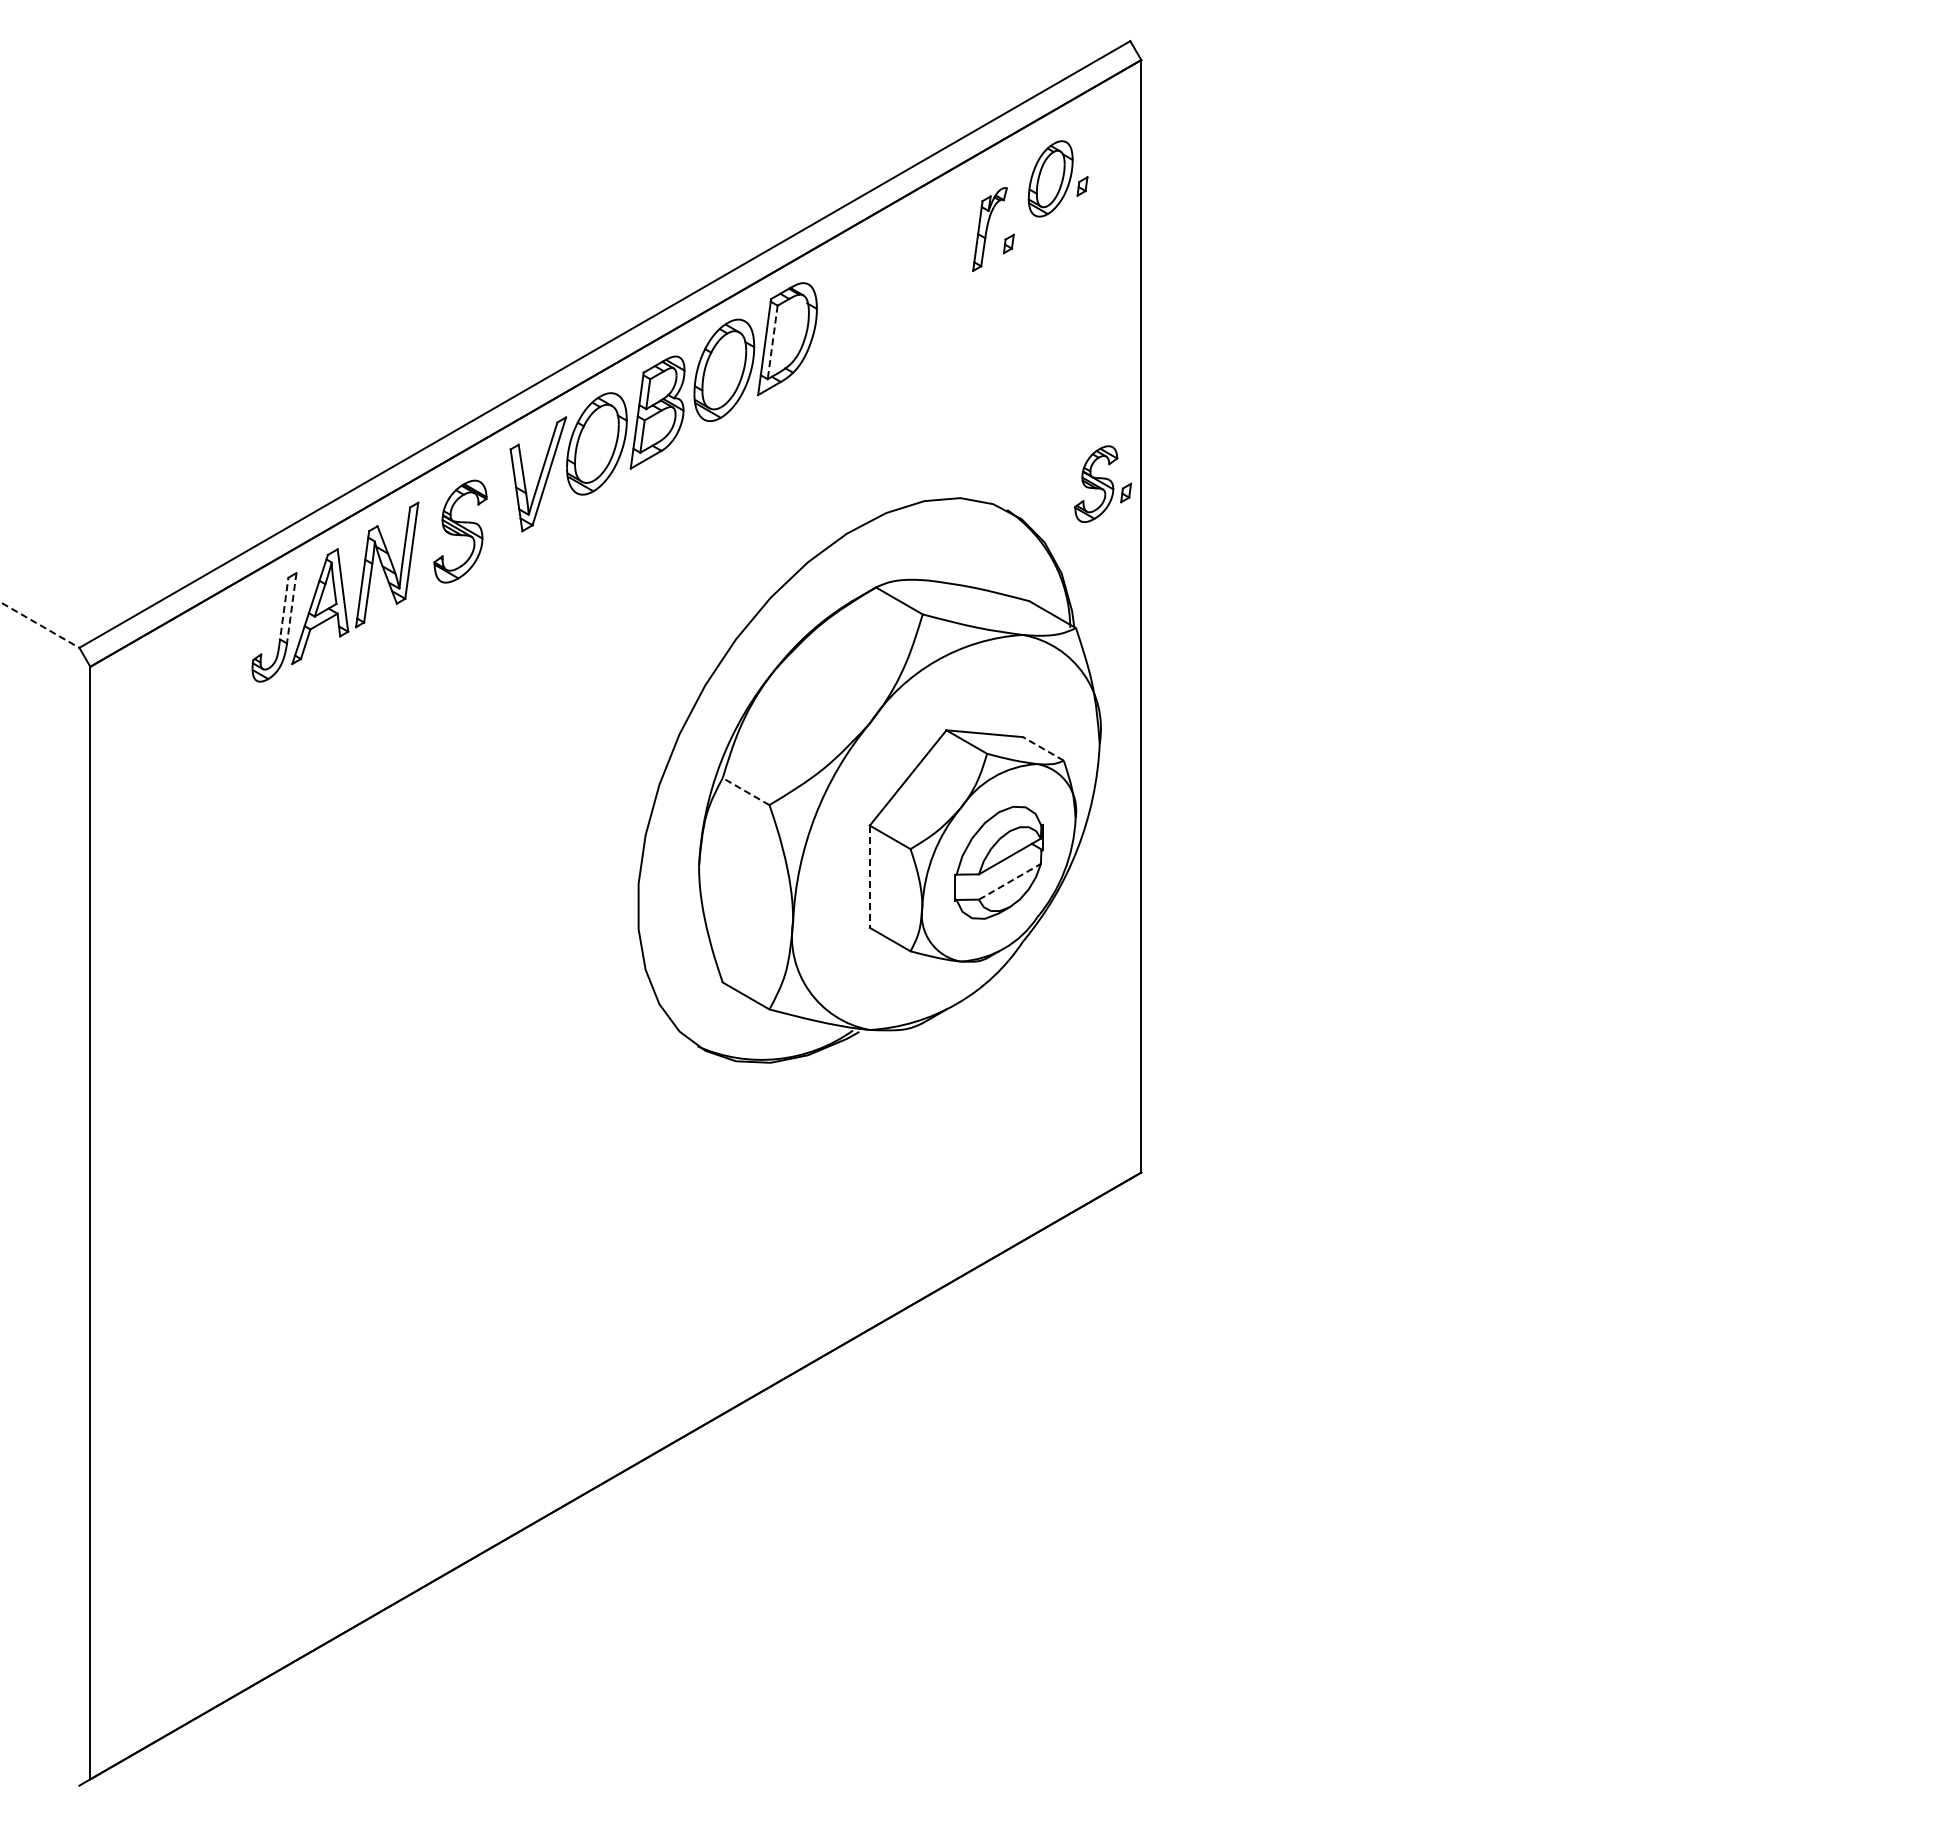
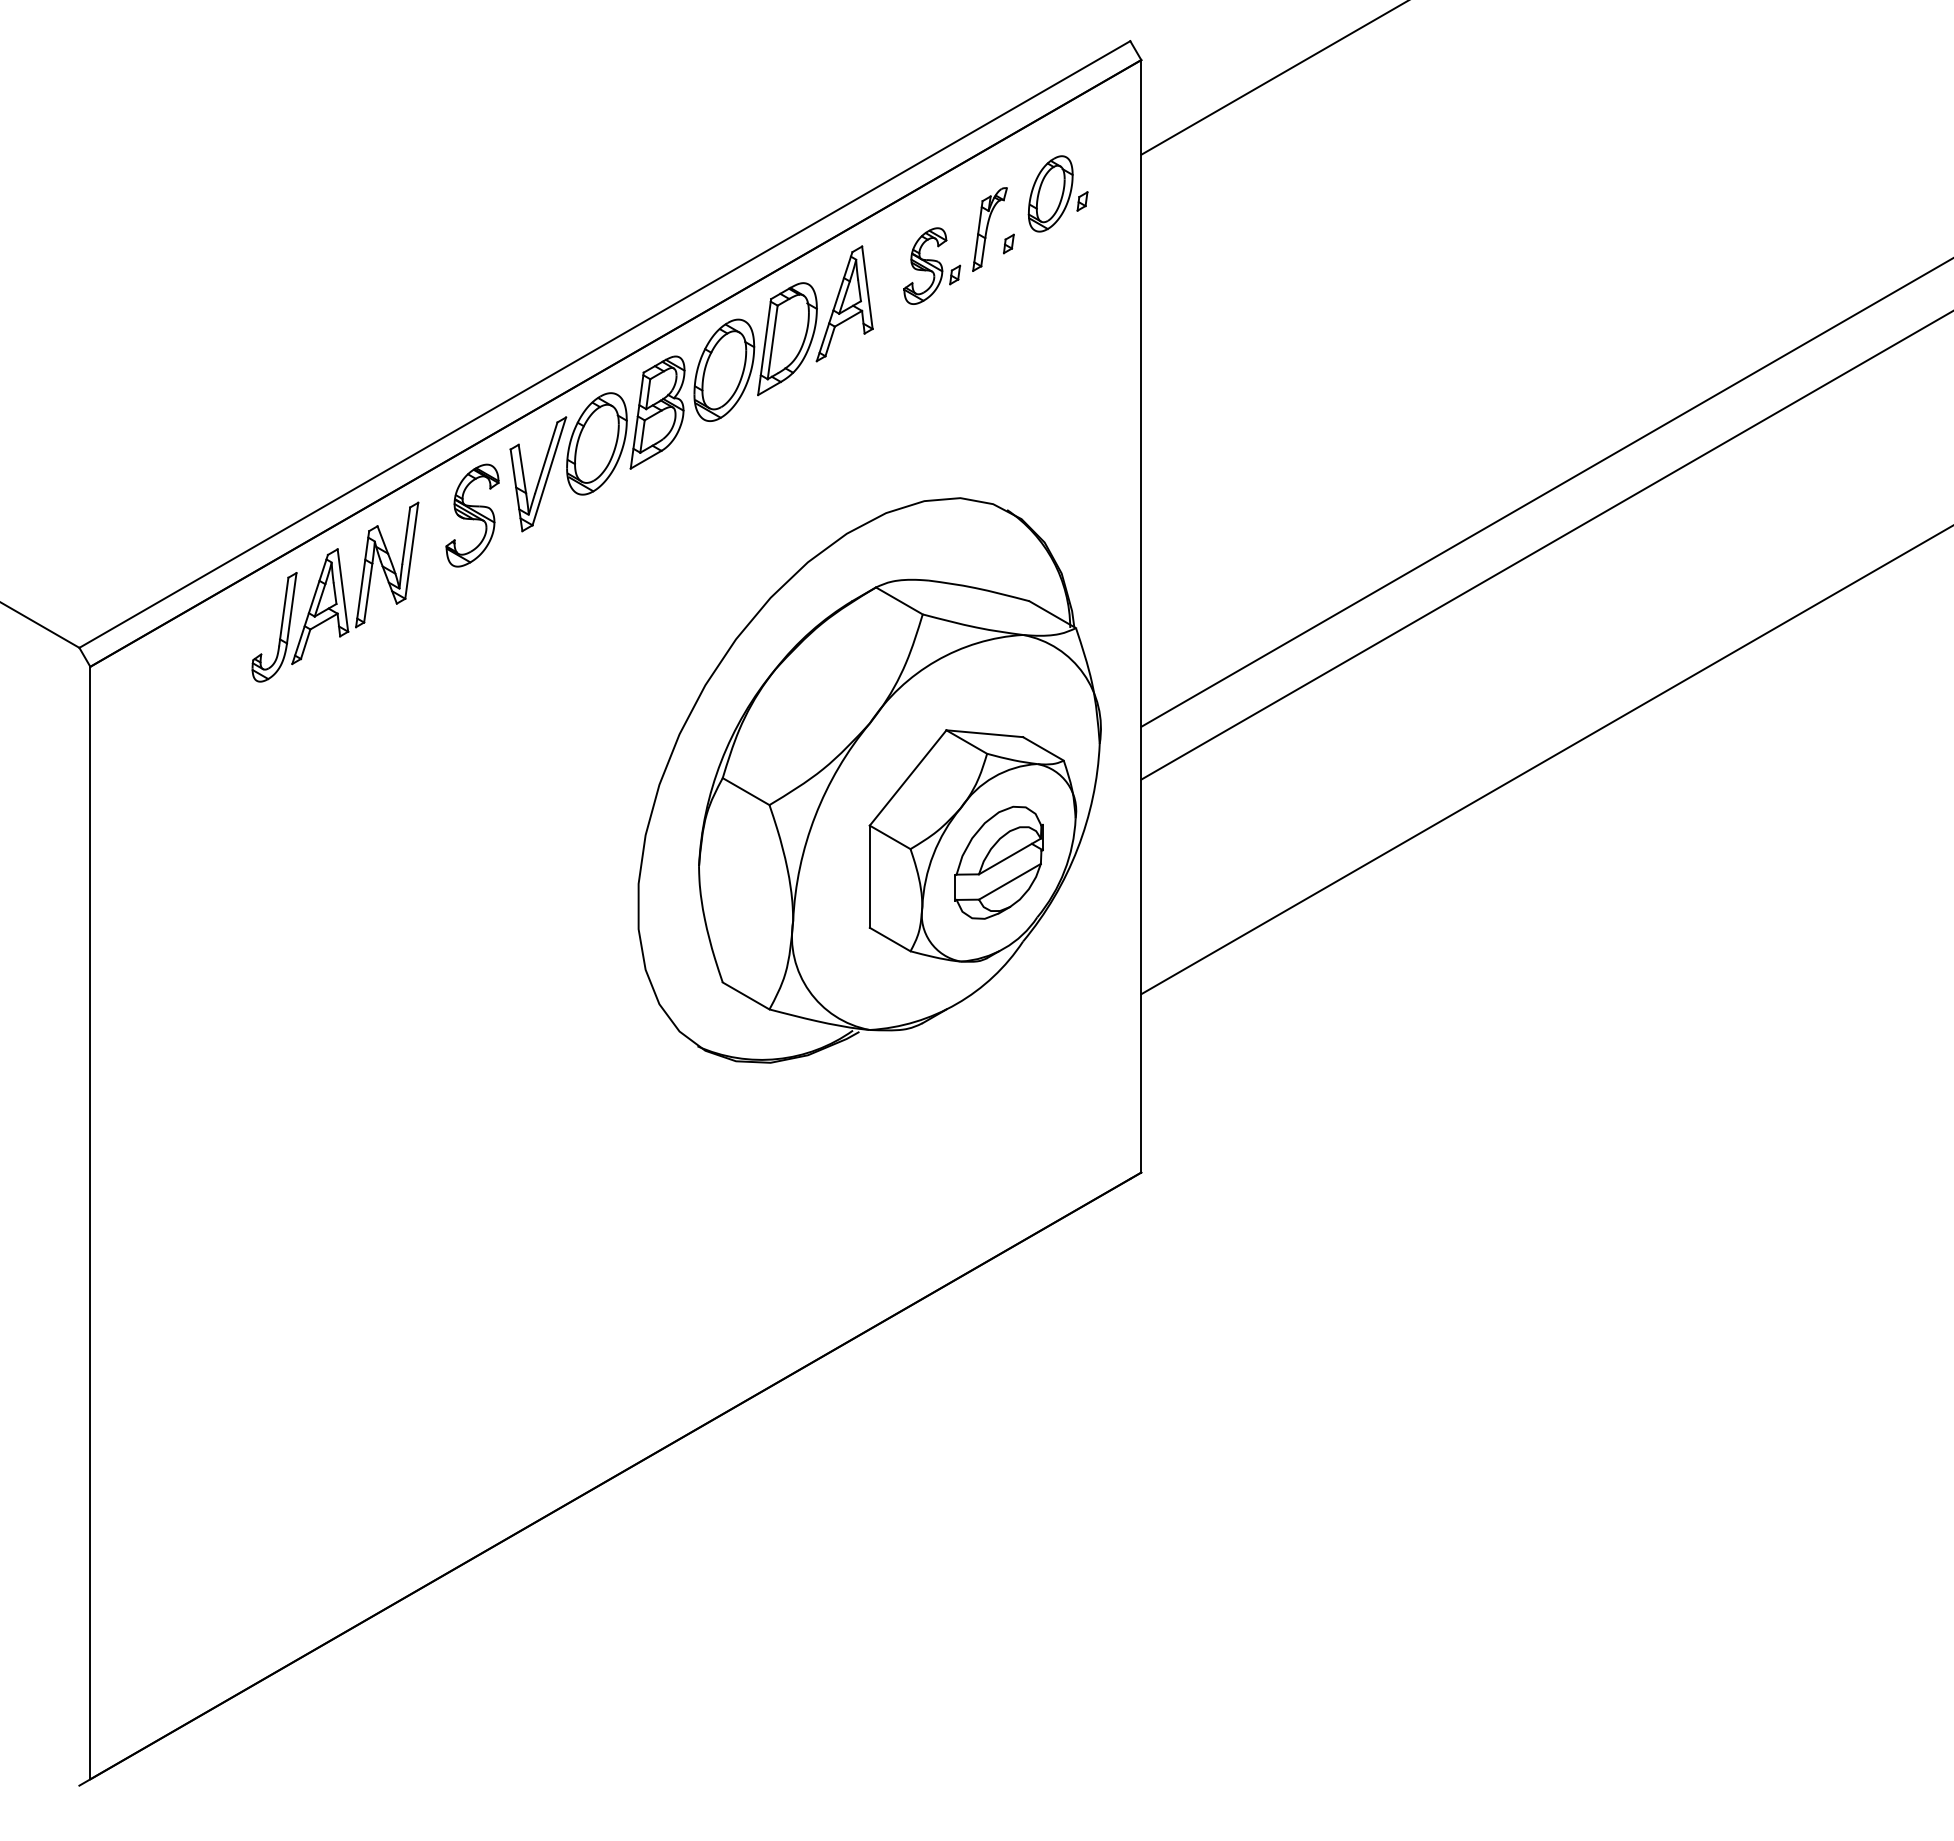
line: none -> present (1273, 78)
part position: (1057, 178) -> (1057, 193) (1057, 193)
part: none -> present (844, 303)
line: dashed -> solid (772, 342)
part position: (1103, 483) -> (932, 265) (932, 265)
line: none -> present (1545, 492)
part position: (460, 531) -> (472, 515) (472, 515)
line: none -> present (1545, 545)
line: dashed -> solid (291, 608)
line: dashed -> solid (283, 611)
line: dashed -> solid (40, 625)
line: dashed -> solid (1043, 748)
line: none -> present (1545, 760)
line: dashed -> solid (746, 791)
line: dashed -> solid (869, 877)
line: dashed -> solid (1009, 881)
